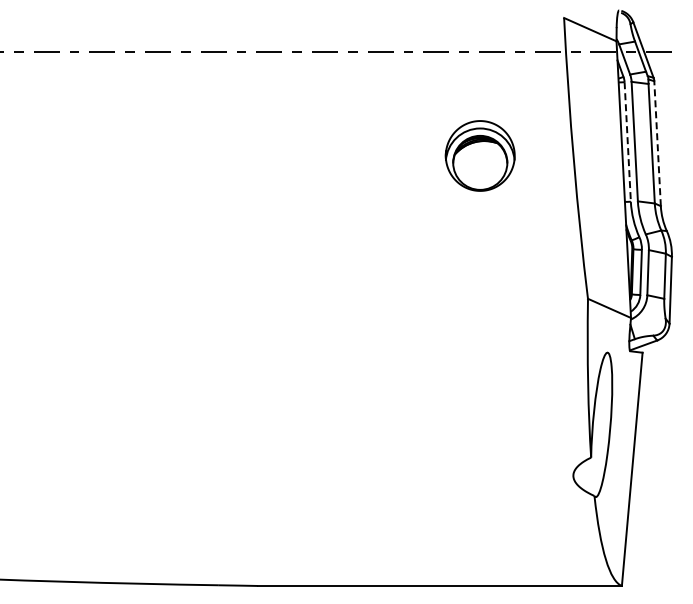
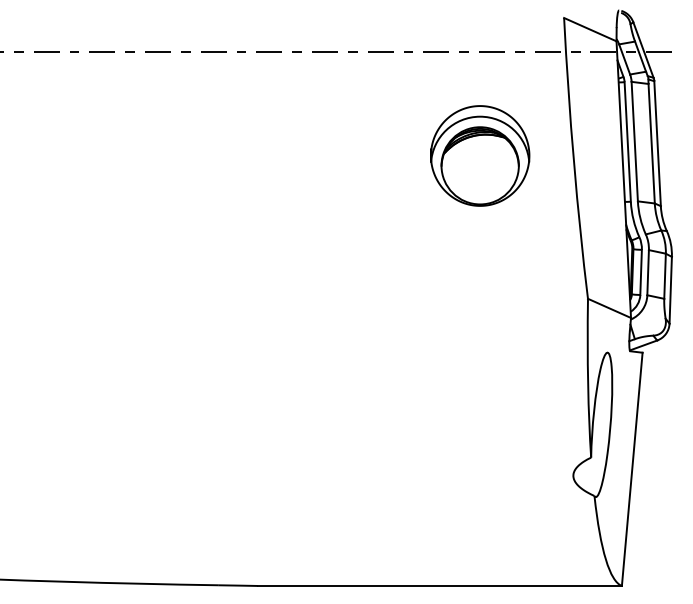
line: dashed -> solid (627, 141)
line: dashed -> solid (657, 143)
part size: 72x72 px -> 101x102 px (480, 155)
